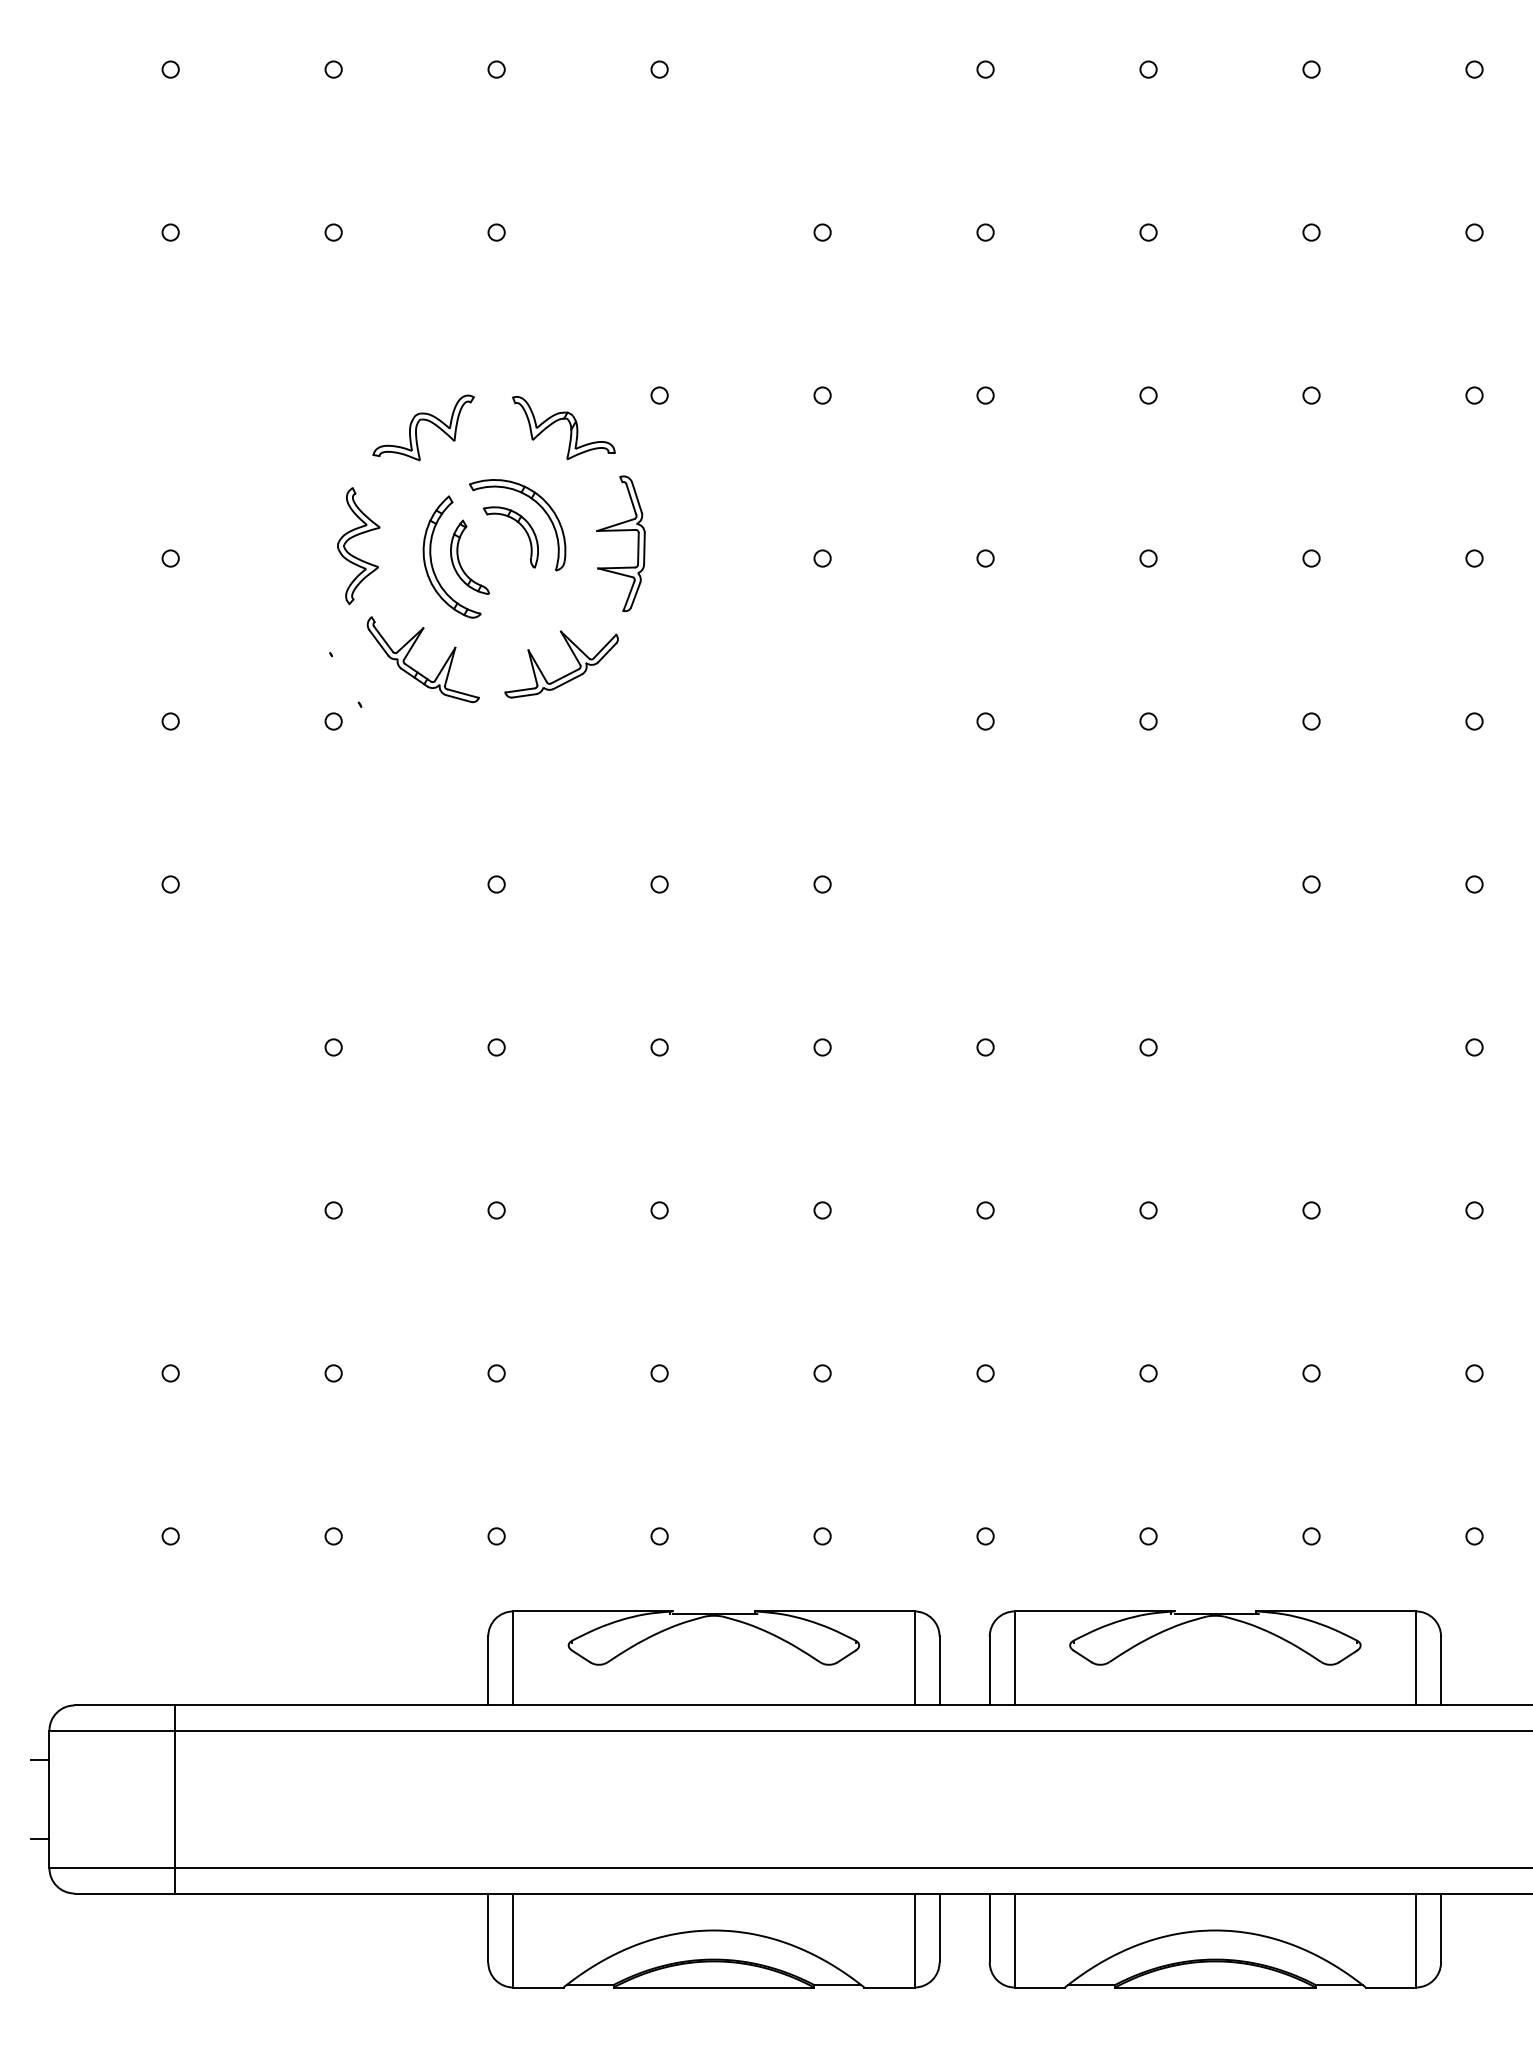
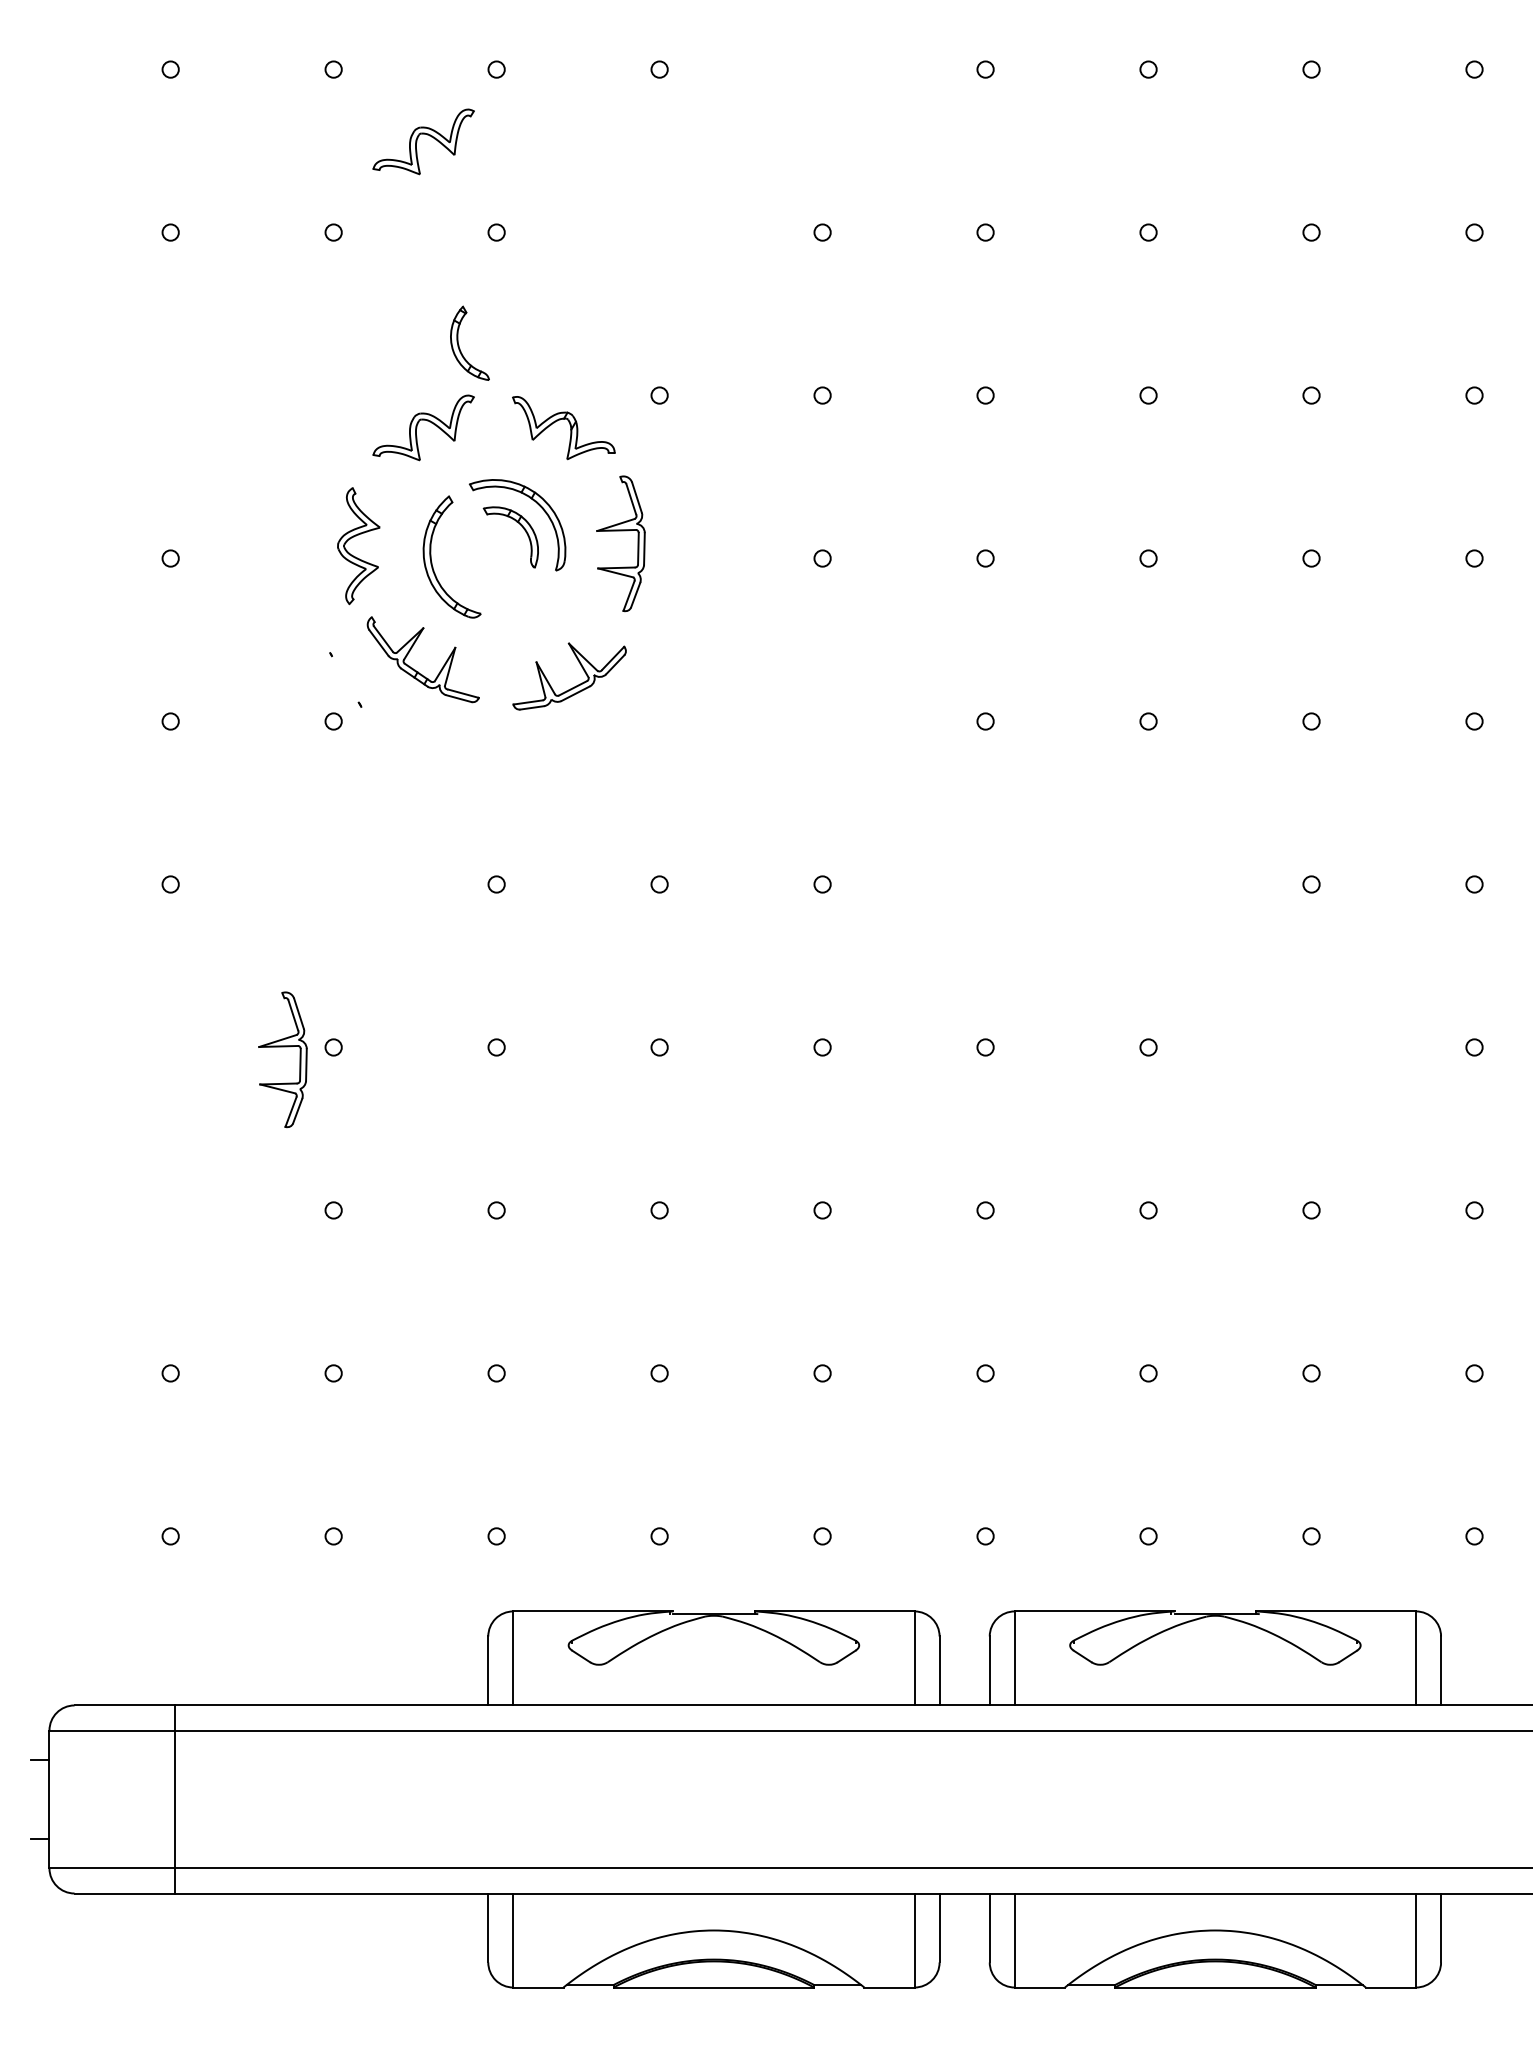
part: none -> present (423, 141)
part position: (459, 559) -> (459, 345) (459, 345)
part position: (566, 674) -> (574, 686) (574, 686)
part: none -> present (282, 1047)
